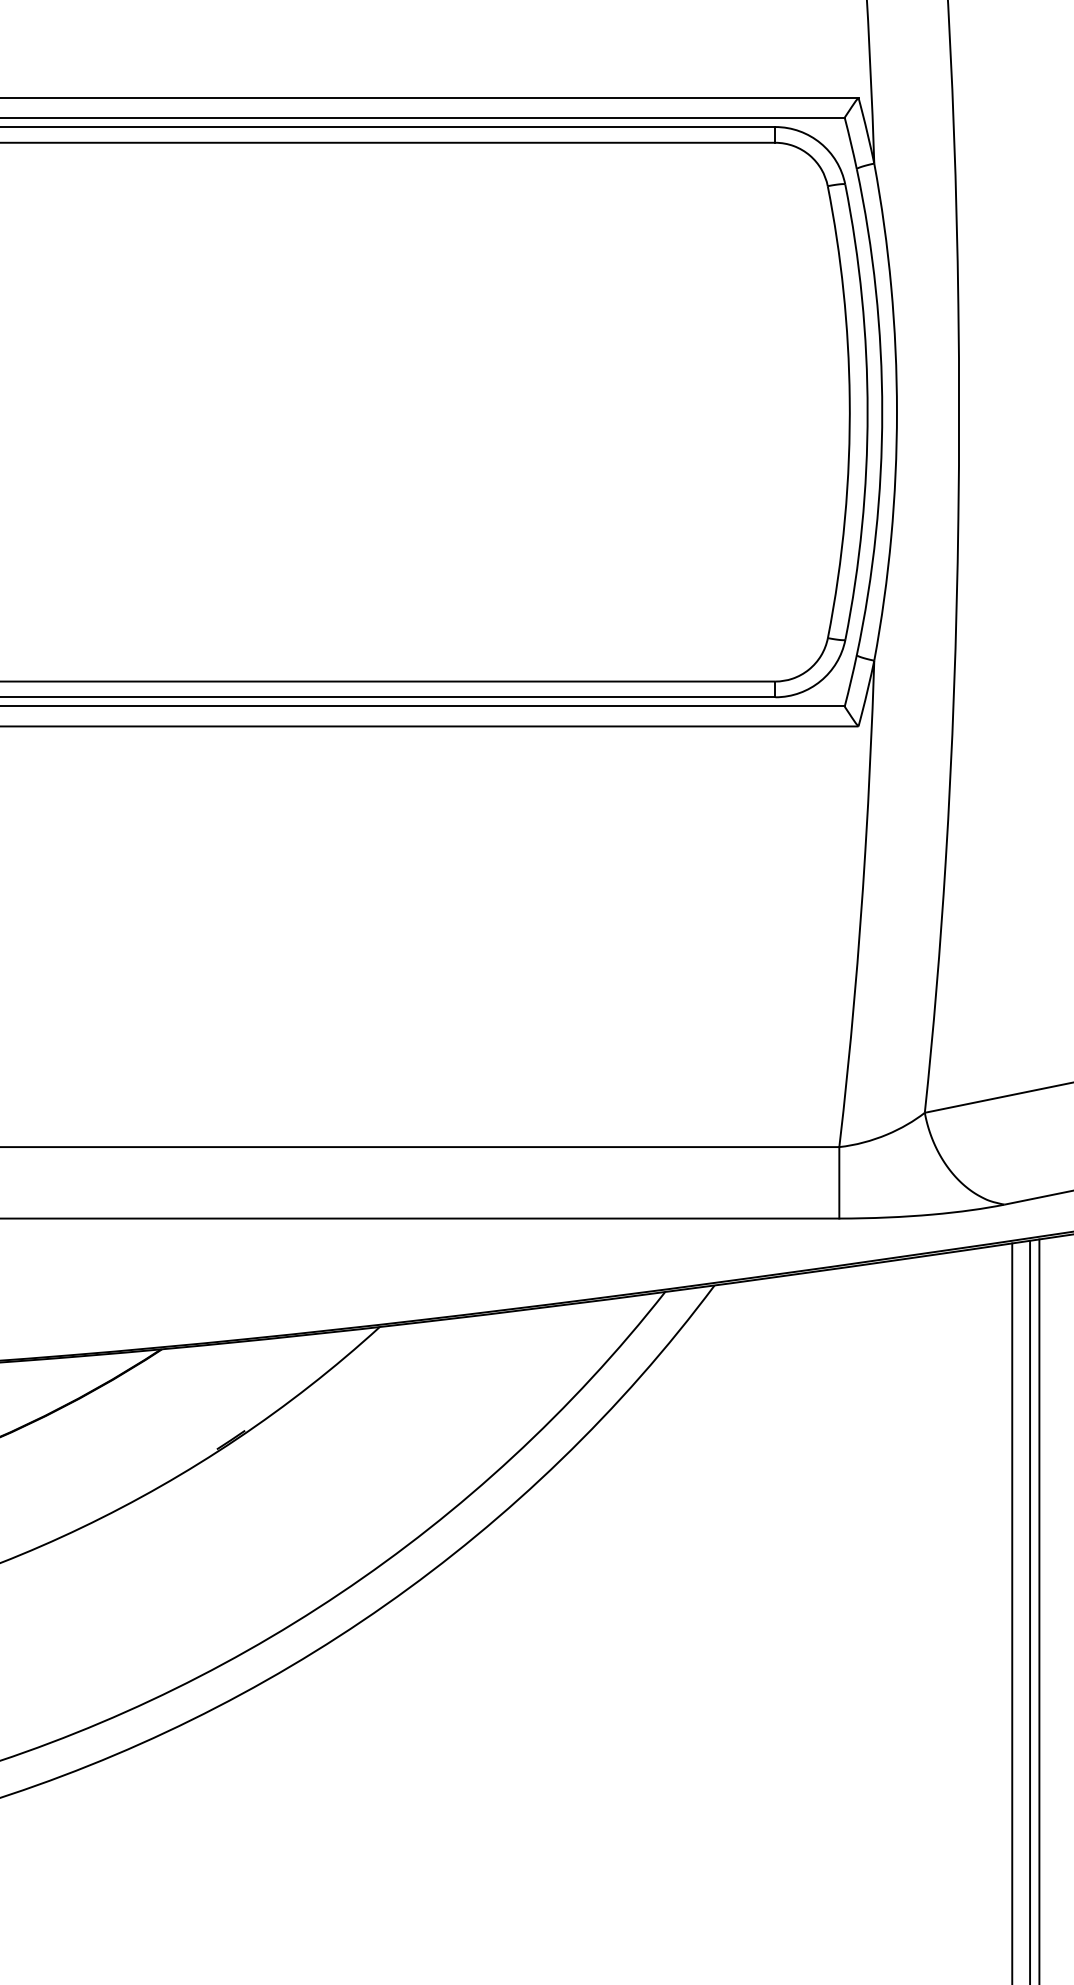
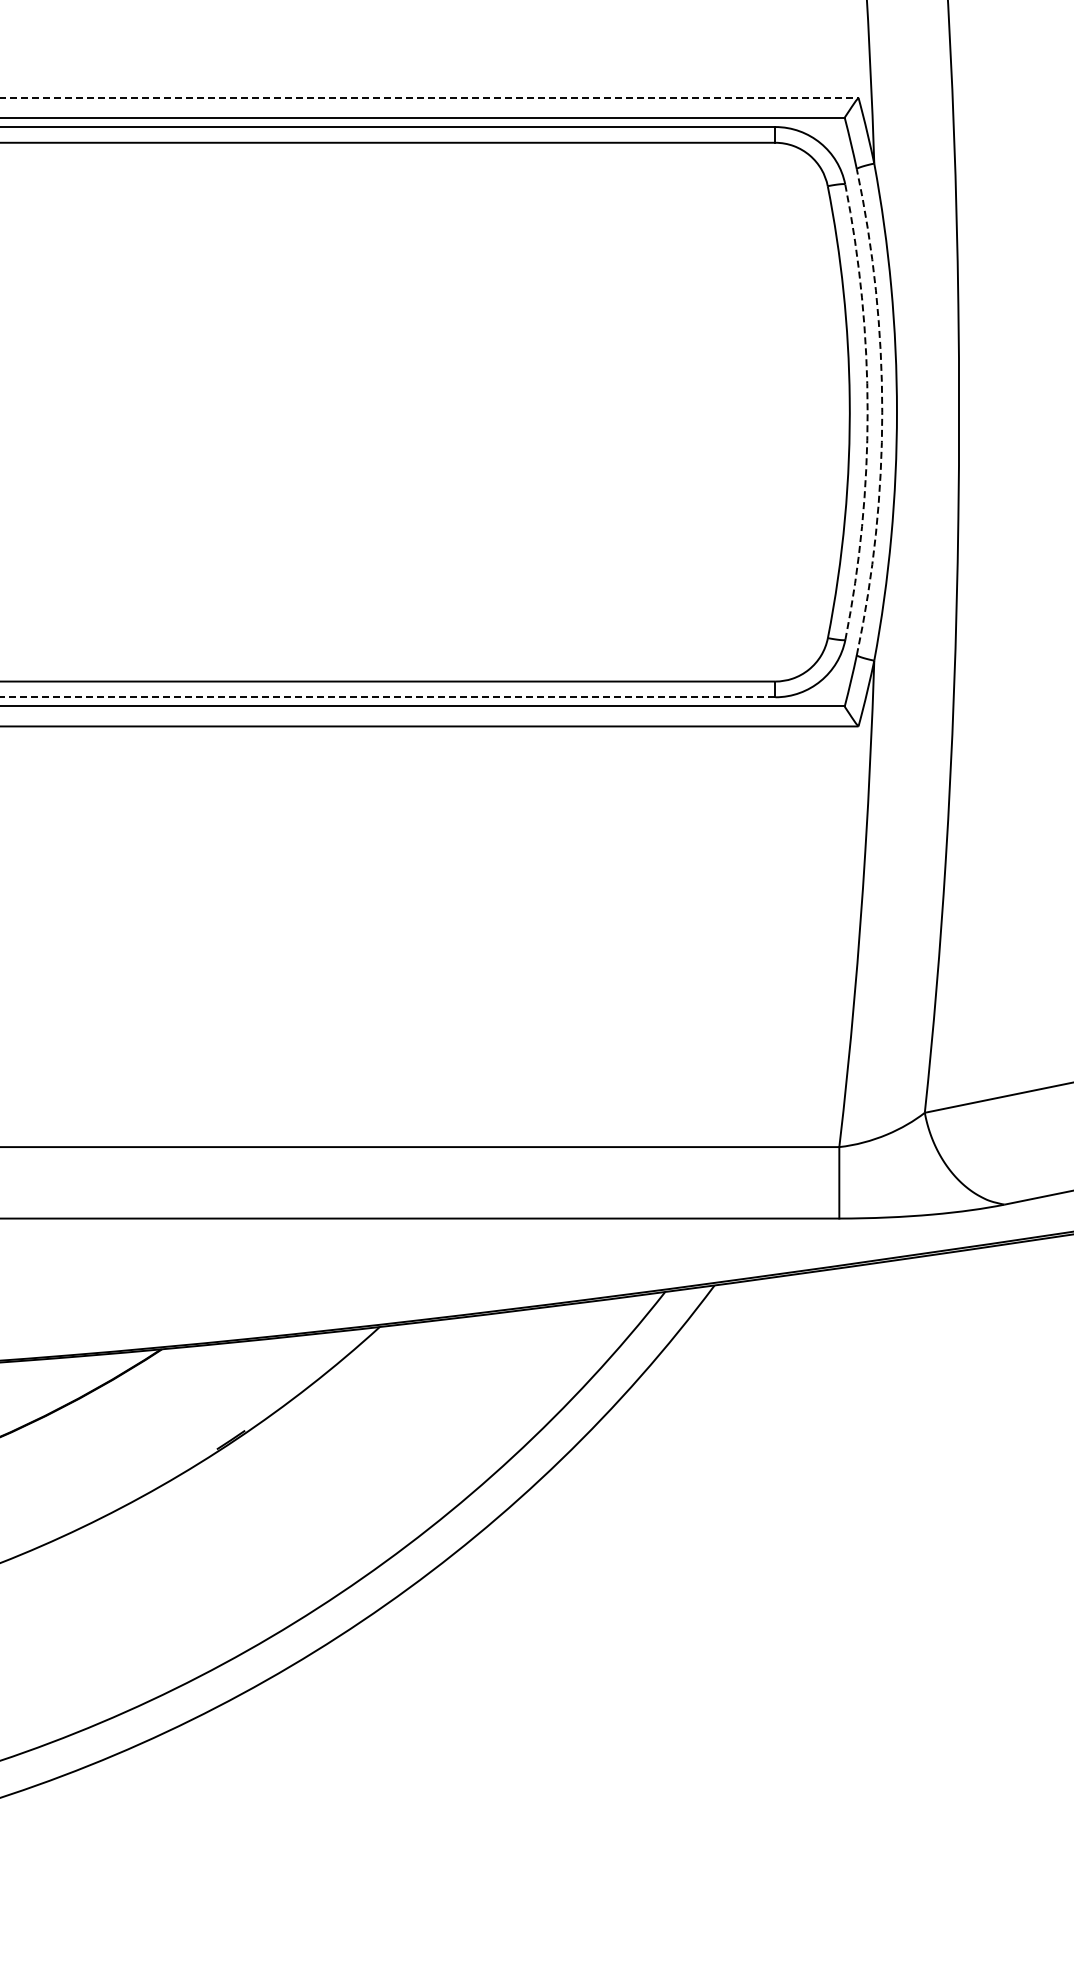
line: solid -> dashed (429, 97)
arc: solid -> dashed (867, 412)
arc: solid -> dashed (882, 412)
line: solid -> dashed (387, 697)
line: present -> none (1030, 1610)
line: present -> none (1039, 1610)
line: present -> none (1012, 1612)
